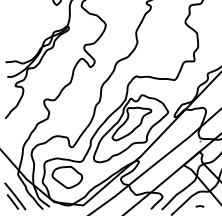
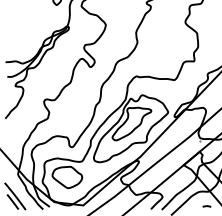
curve position: (199, 206) -> (206, 206) (206, 206)
